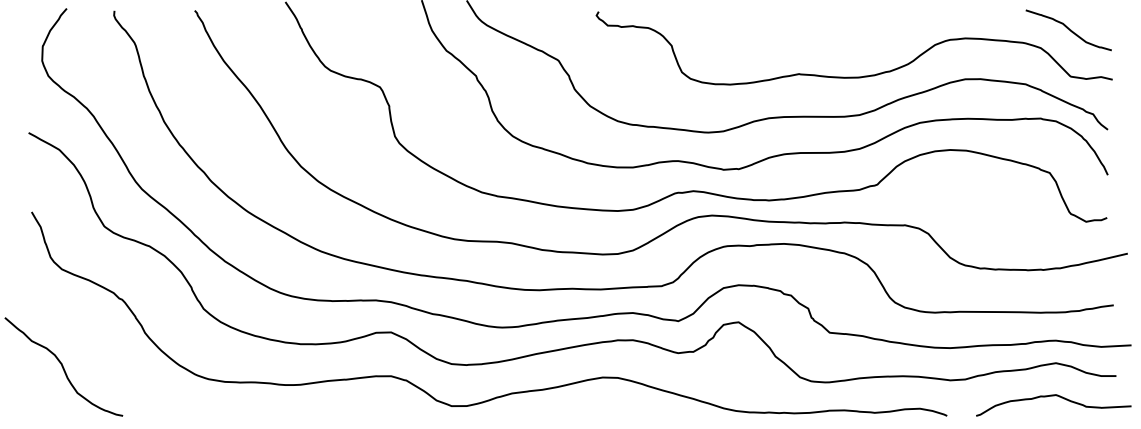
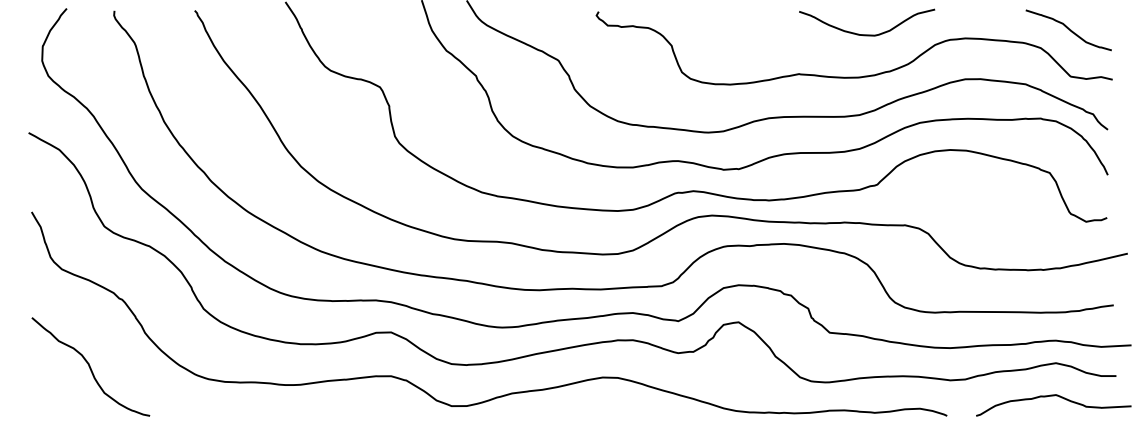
curve: none -> present (867, 34)
curve position: (63, 366) -> (90, 366) (90, 366)
